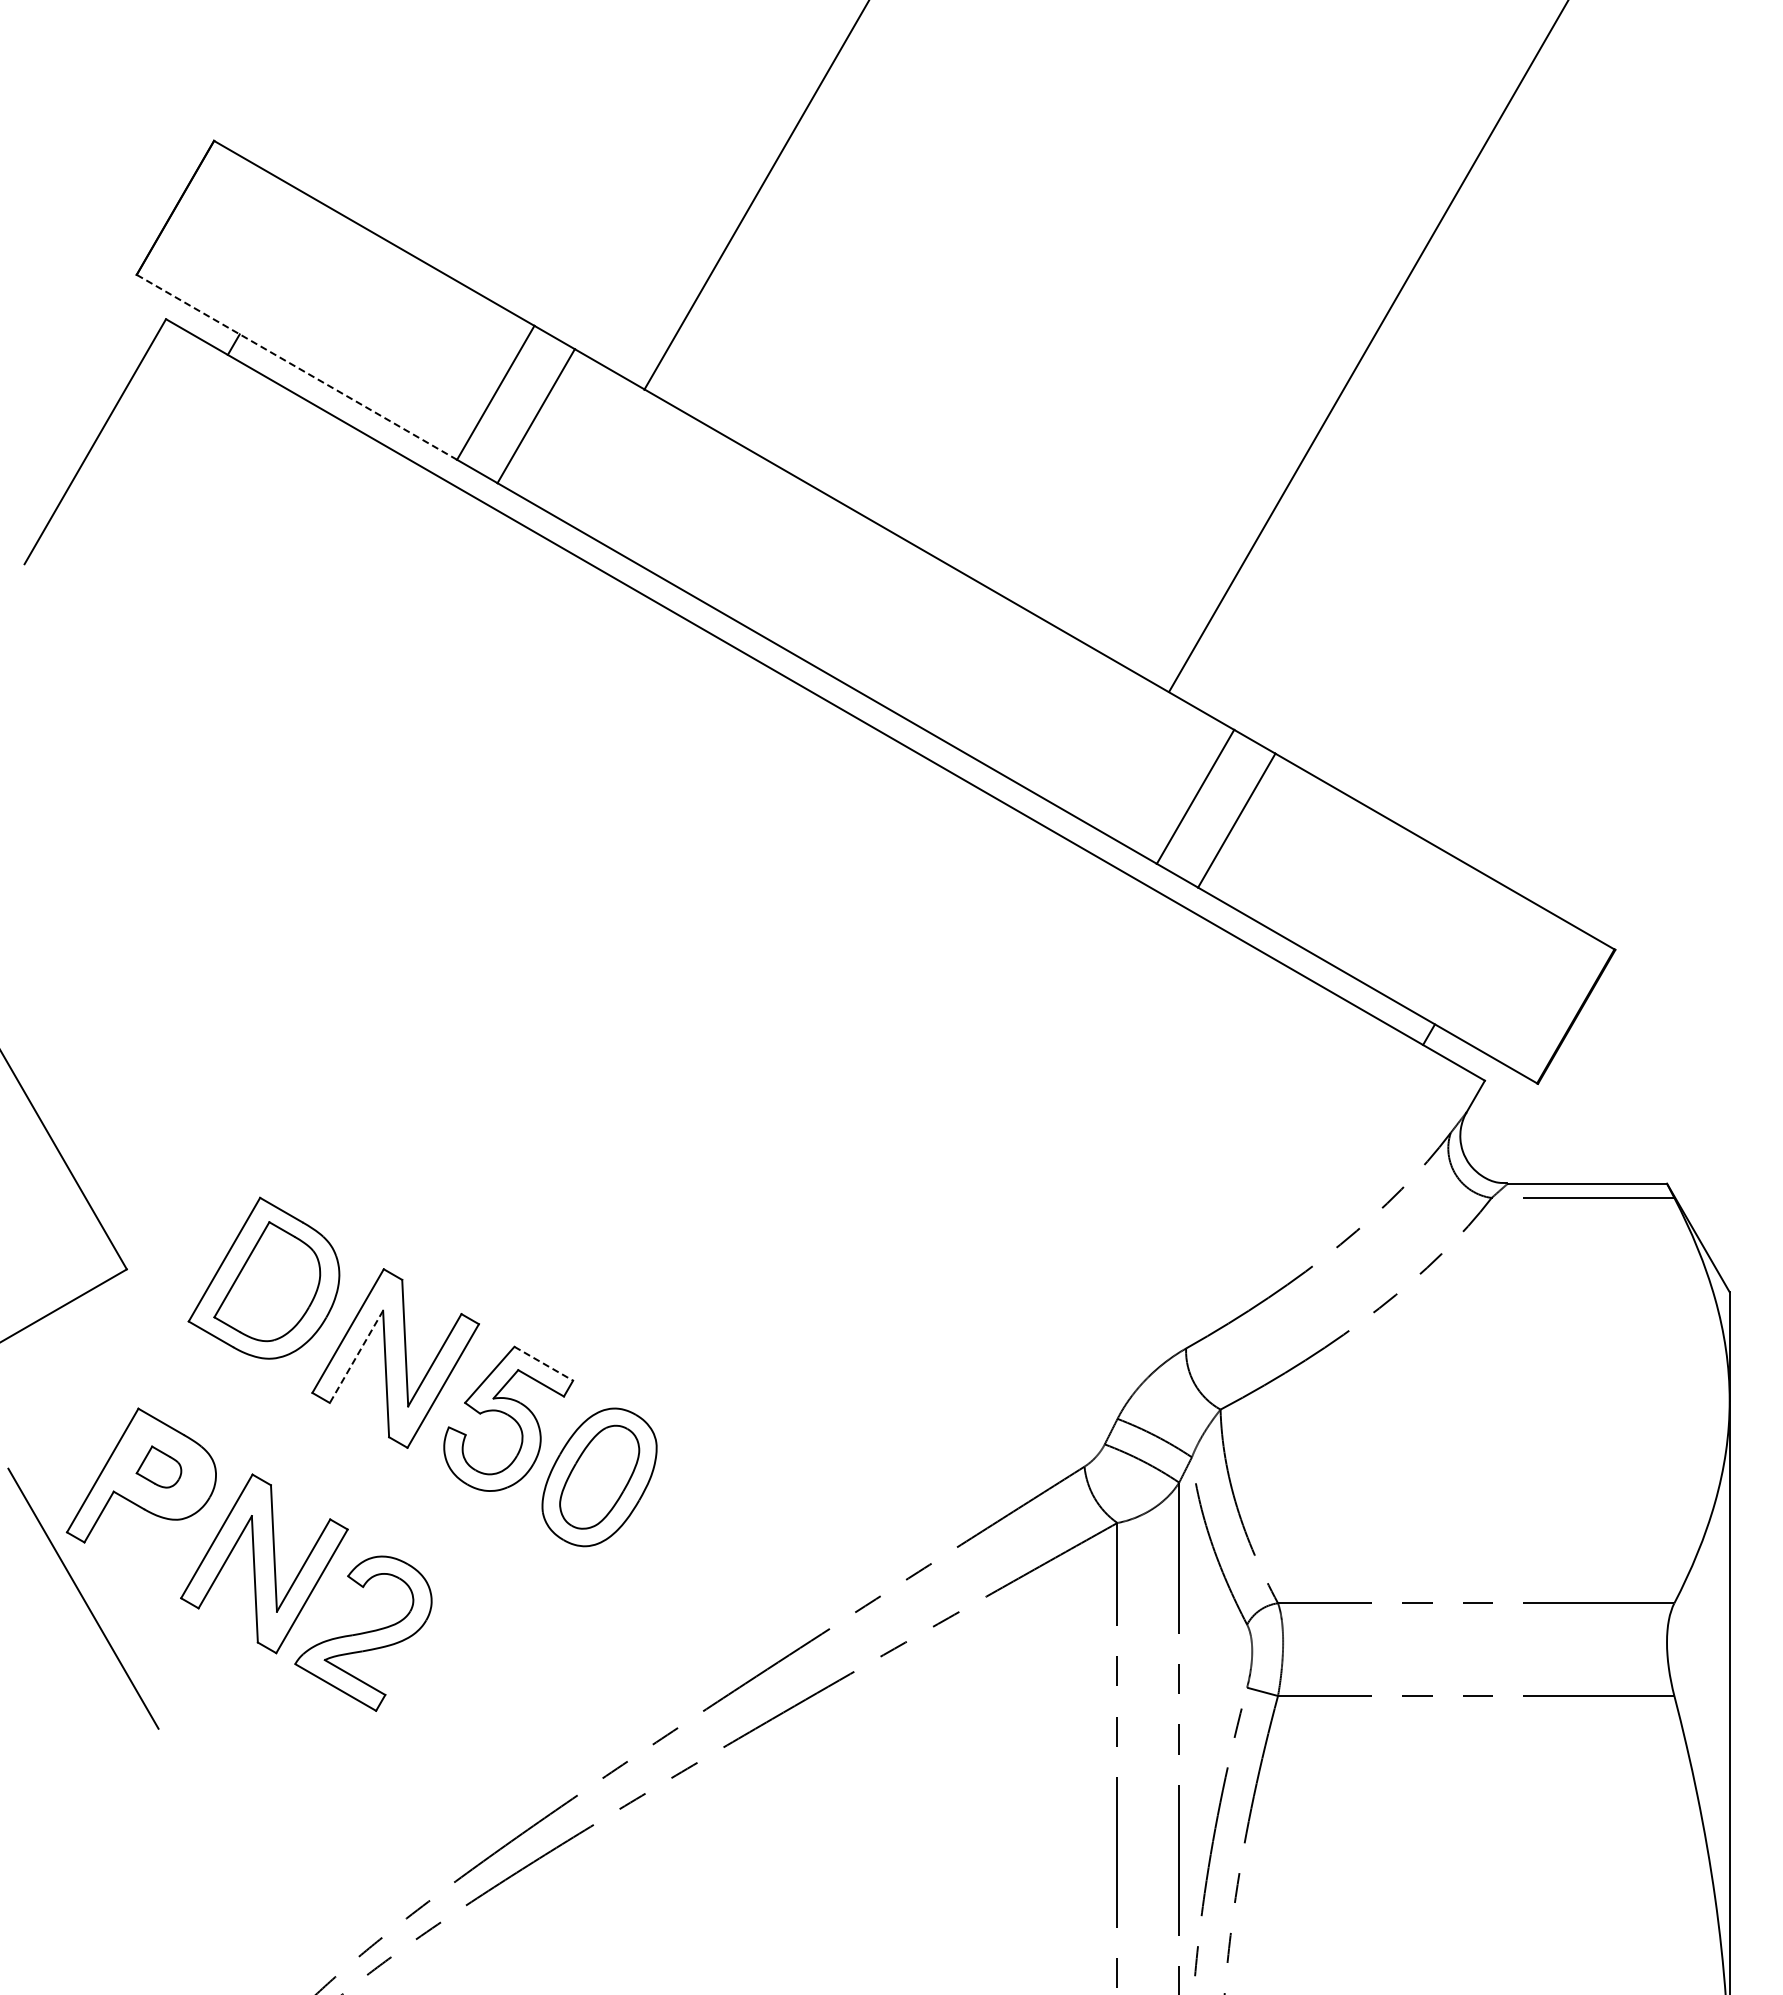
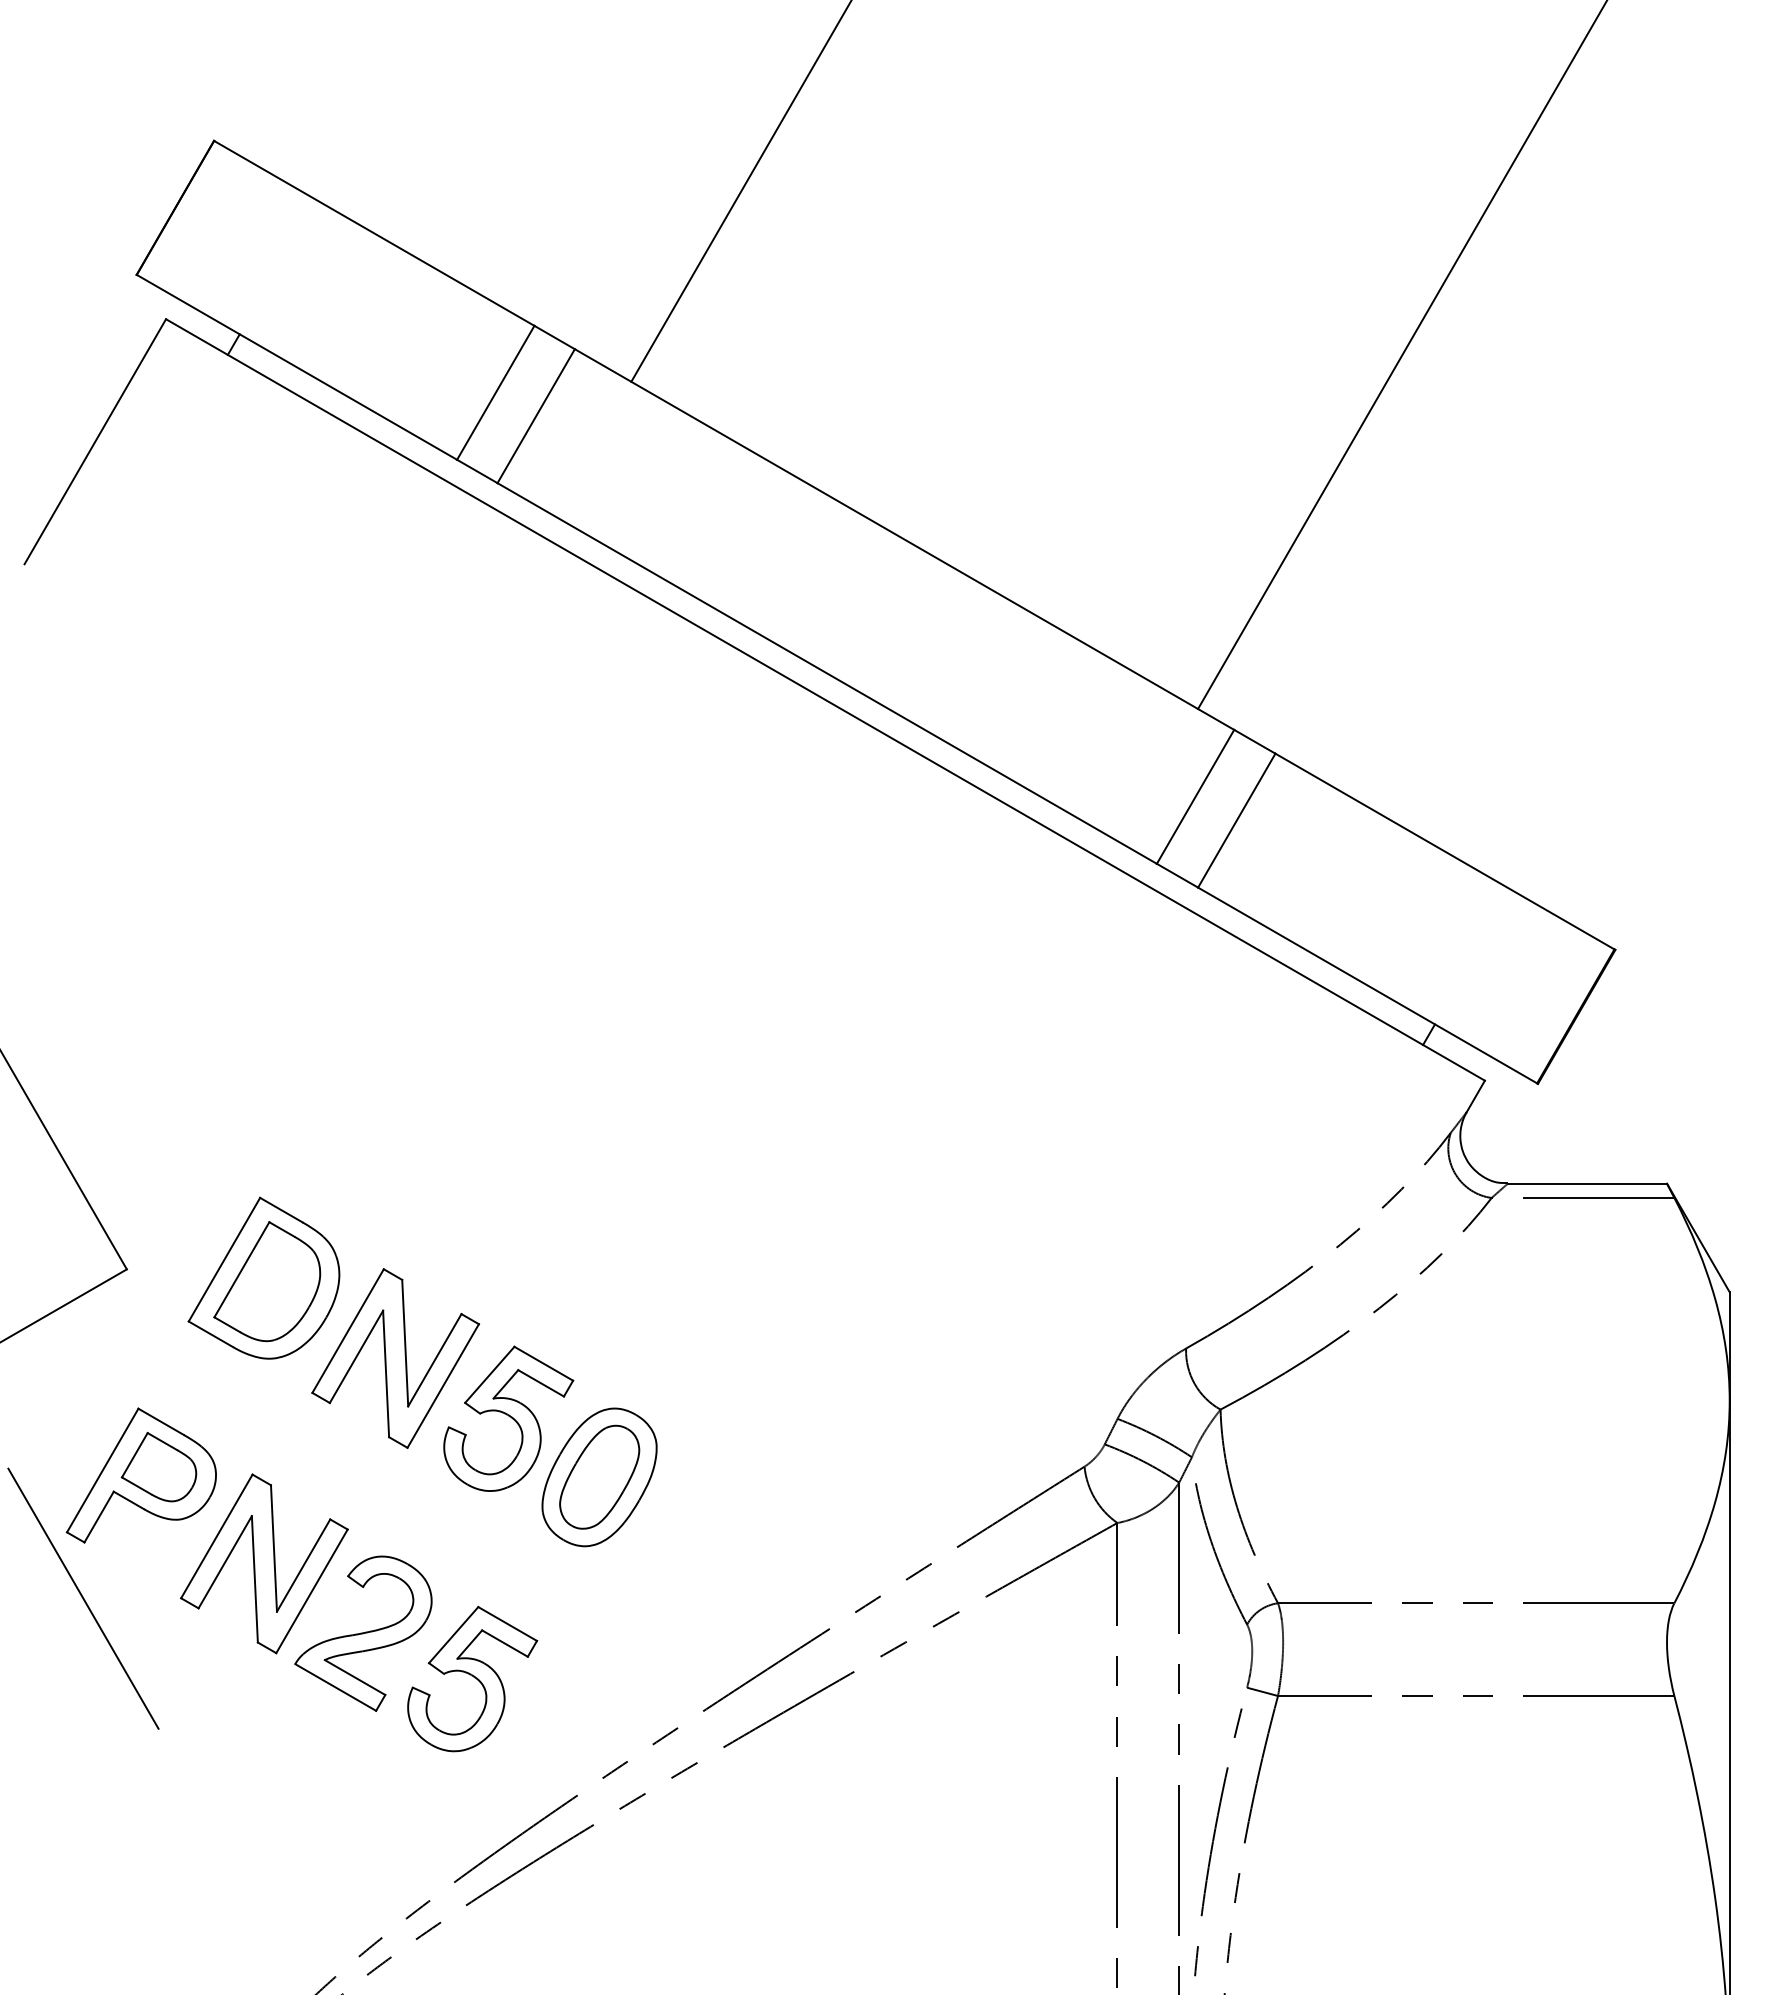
line position: (755, 195) -> (740, 191) (740, 191)
line position: (1368, 347) -> (1401, 355) (1401, 355)
line: dashed -> solid (296, 367)
line: dashed -> solid (356, 1357)
line: dashed -> solid (543, 1363)
part size: 48x44 px -> 78x72 px (158, 1466)
part: none -> present (472, 1678)
